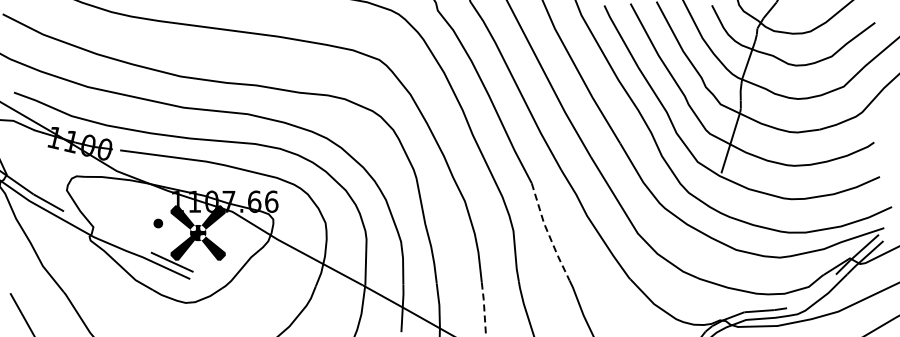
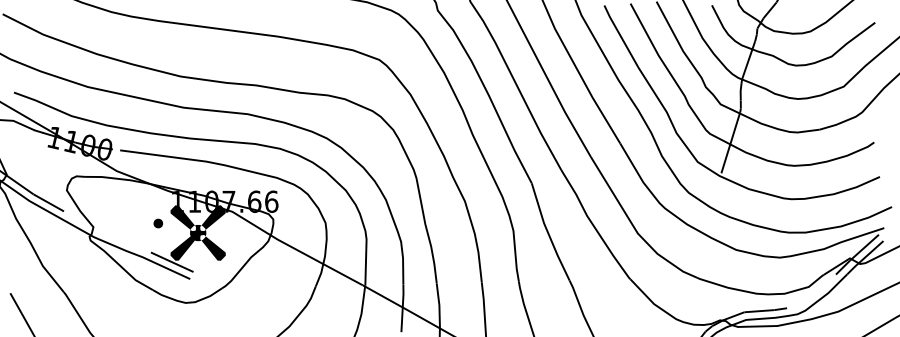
line: dashed -> solid (548, 233)
line: dashed -> solid (484, 308)
